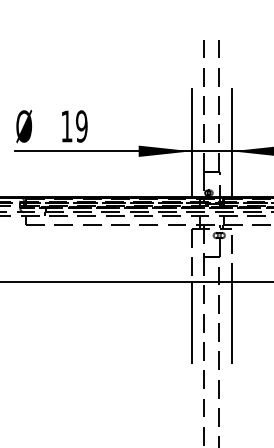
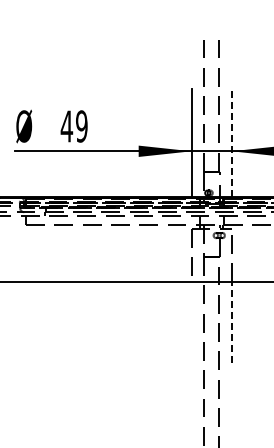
text: 19 -> 49 (66, 126)
line: solid -> dashed (231, 142)
line: present -> none (191, 322)
line: solid -> dashed (231, 322)
